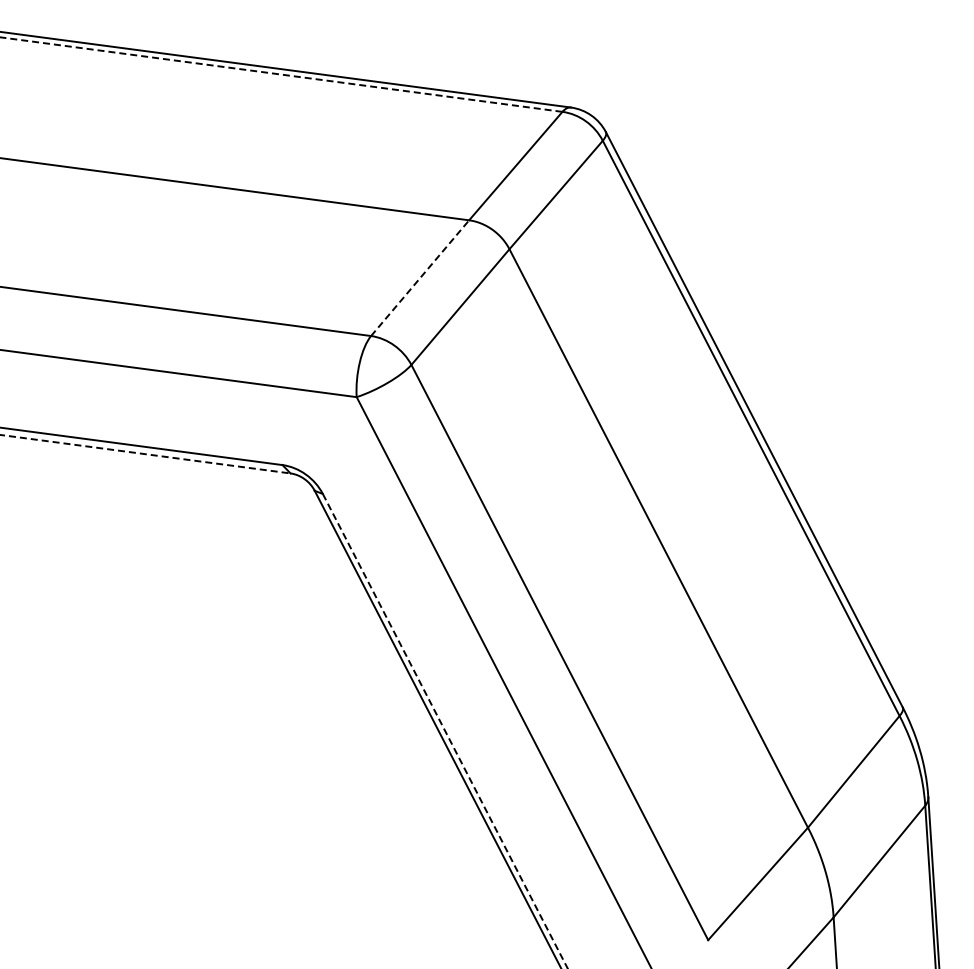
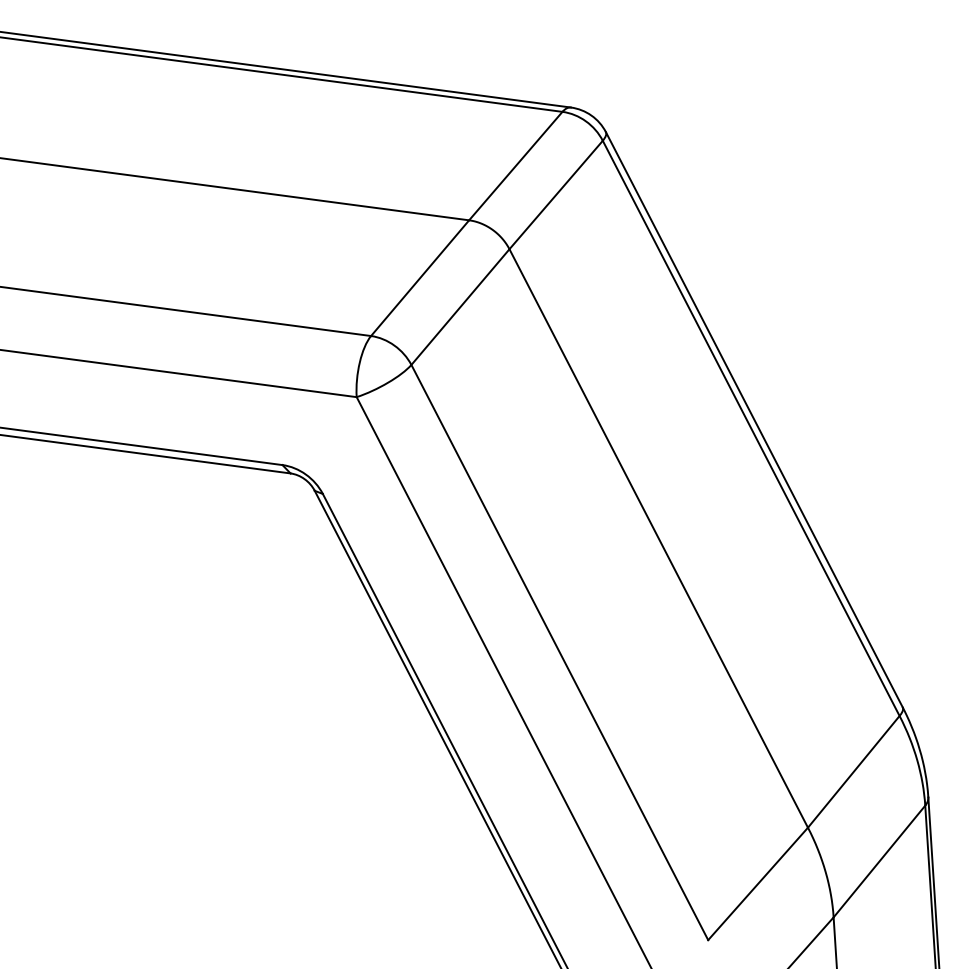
line: dashed -> solid (281, 74)
line: dashed -> solid (420, 278)
line: dashed -> solid (146, 454)
line: dashed -> solid (445, 731)
